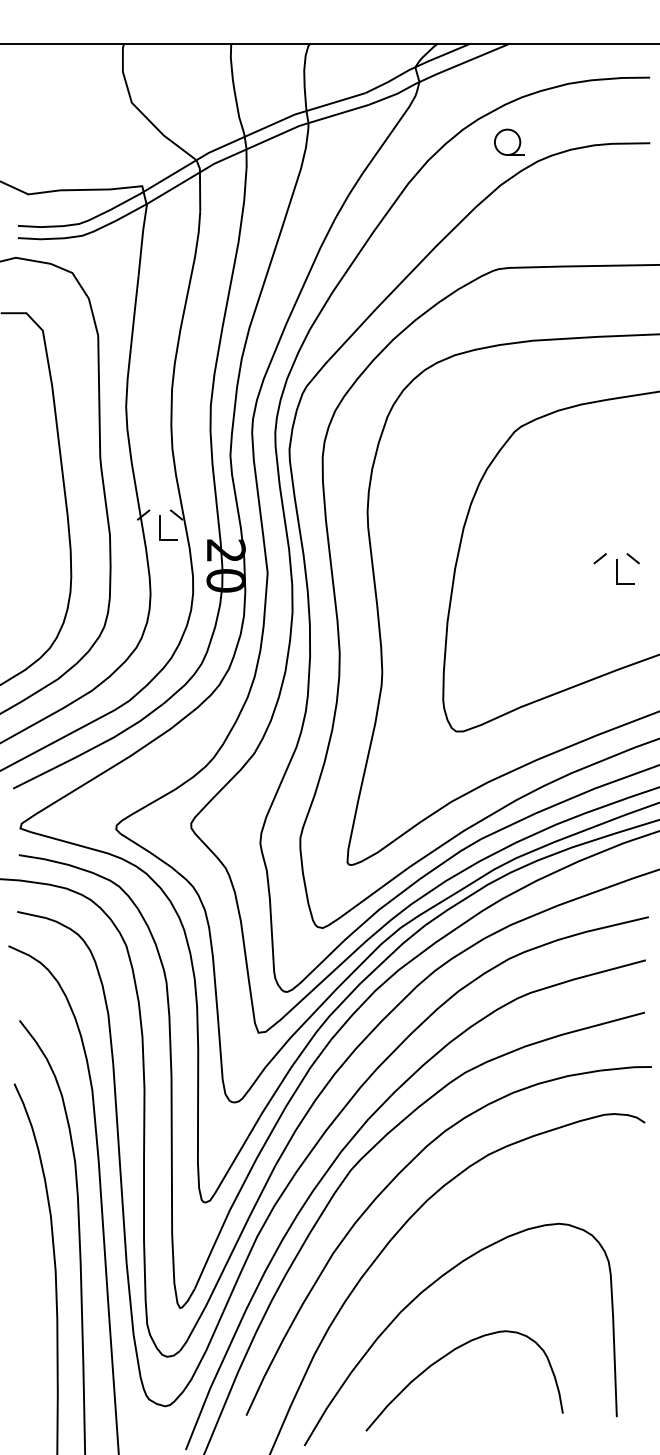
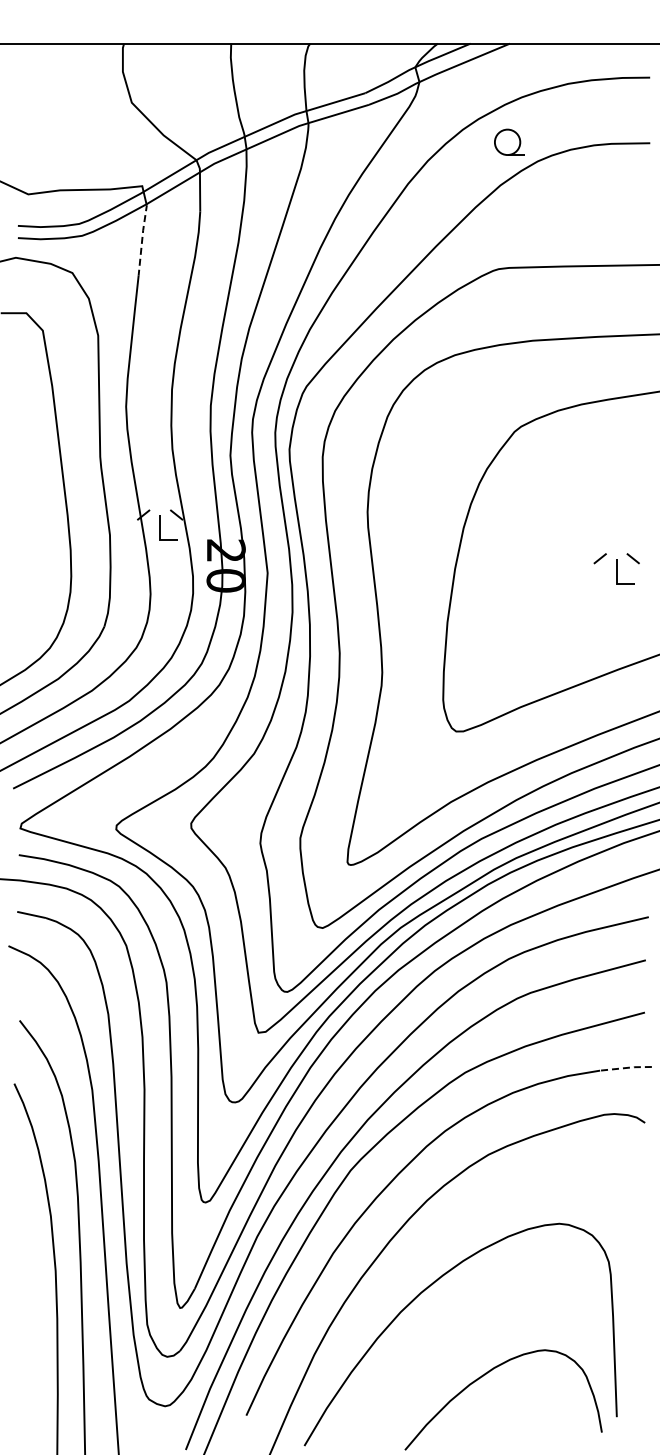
line: solid -> dashed (142, 238)
line: solid -> dashed (626, 1067)
curve position: (446, 1356) -> (485, 1375) (485, 1375)
